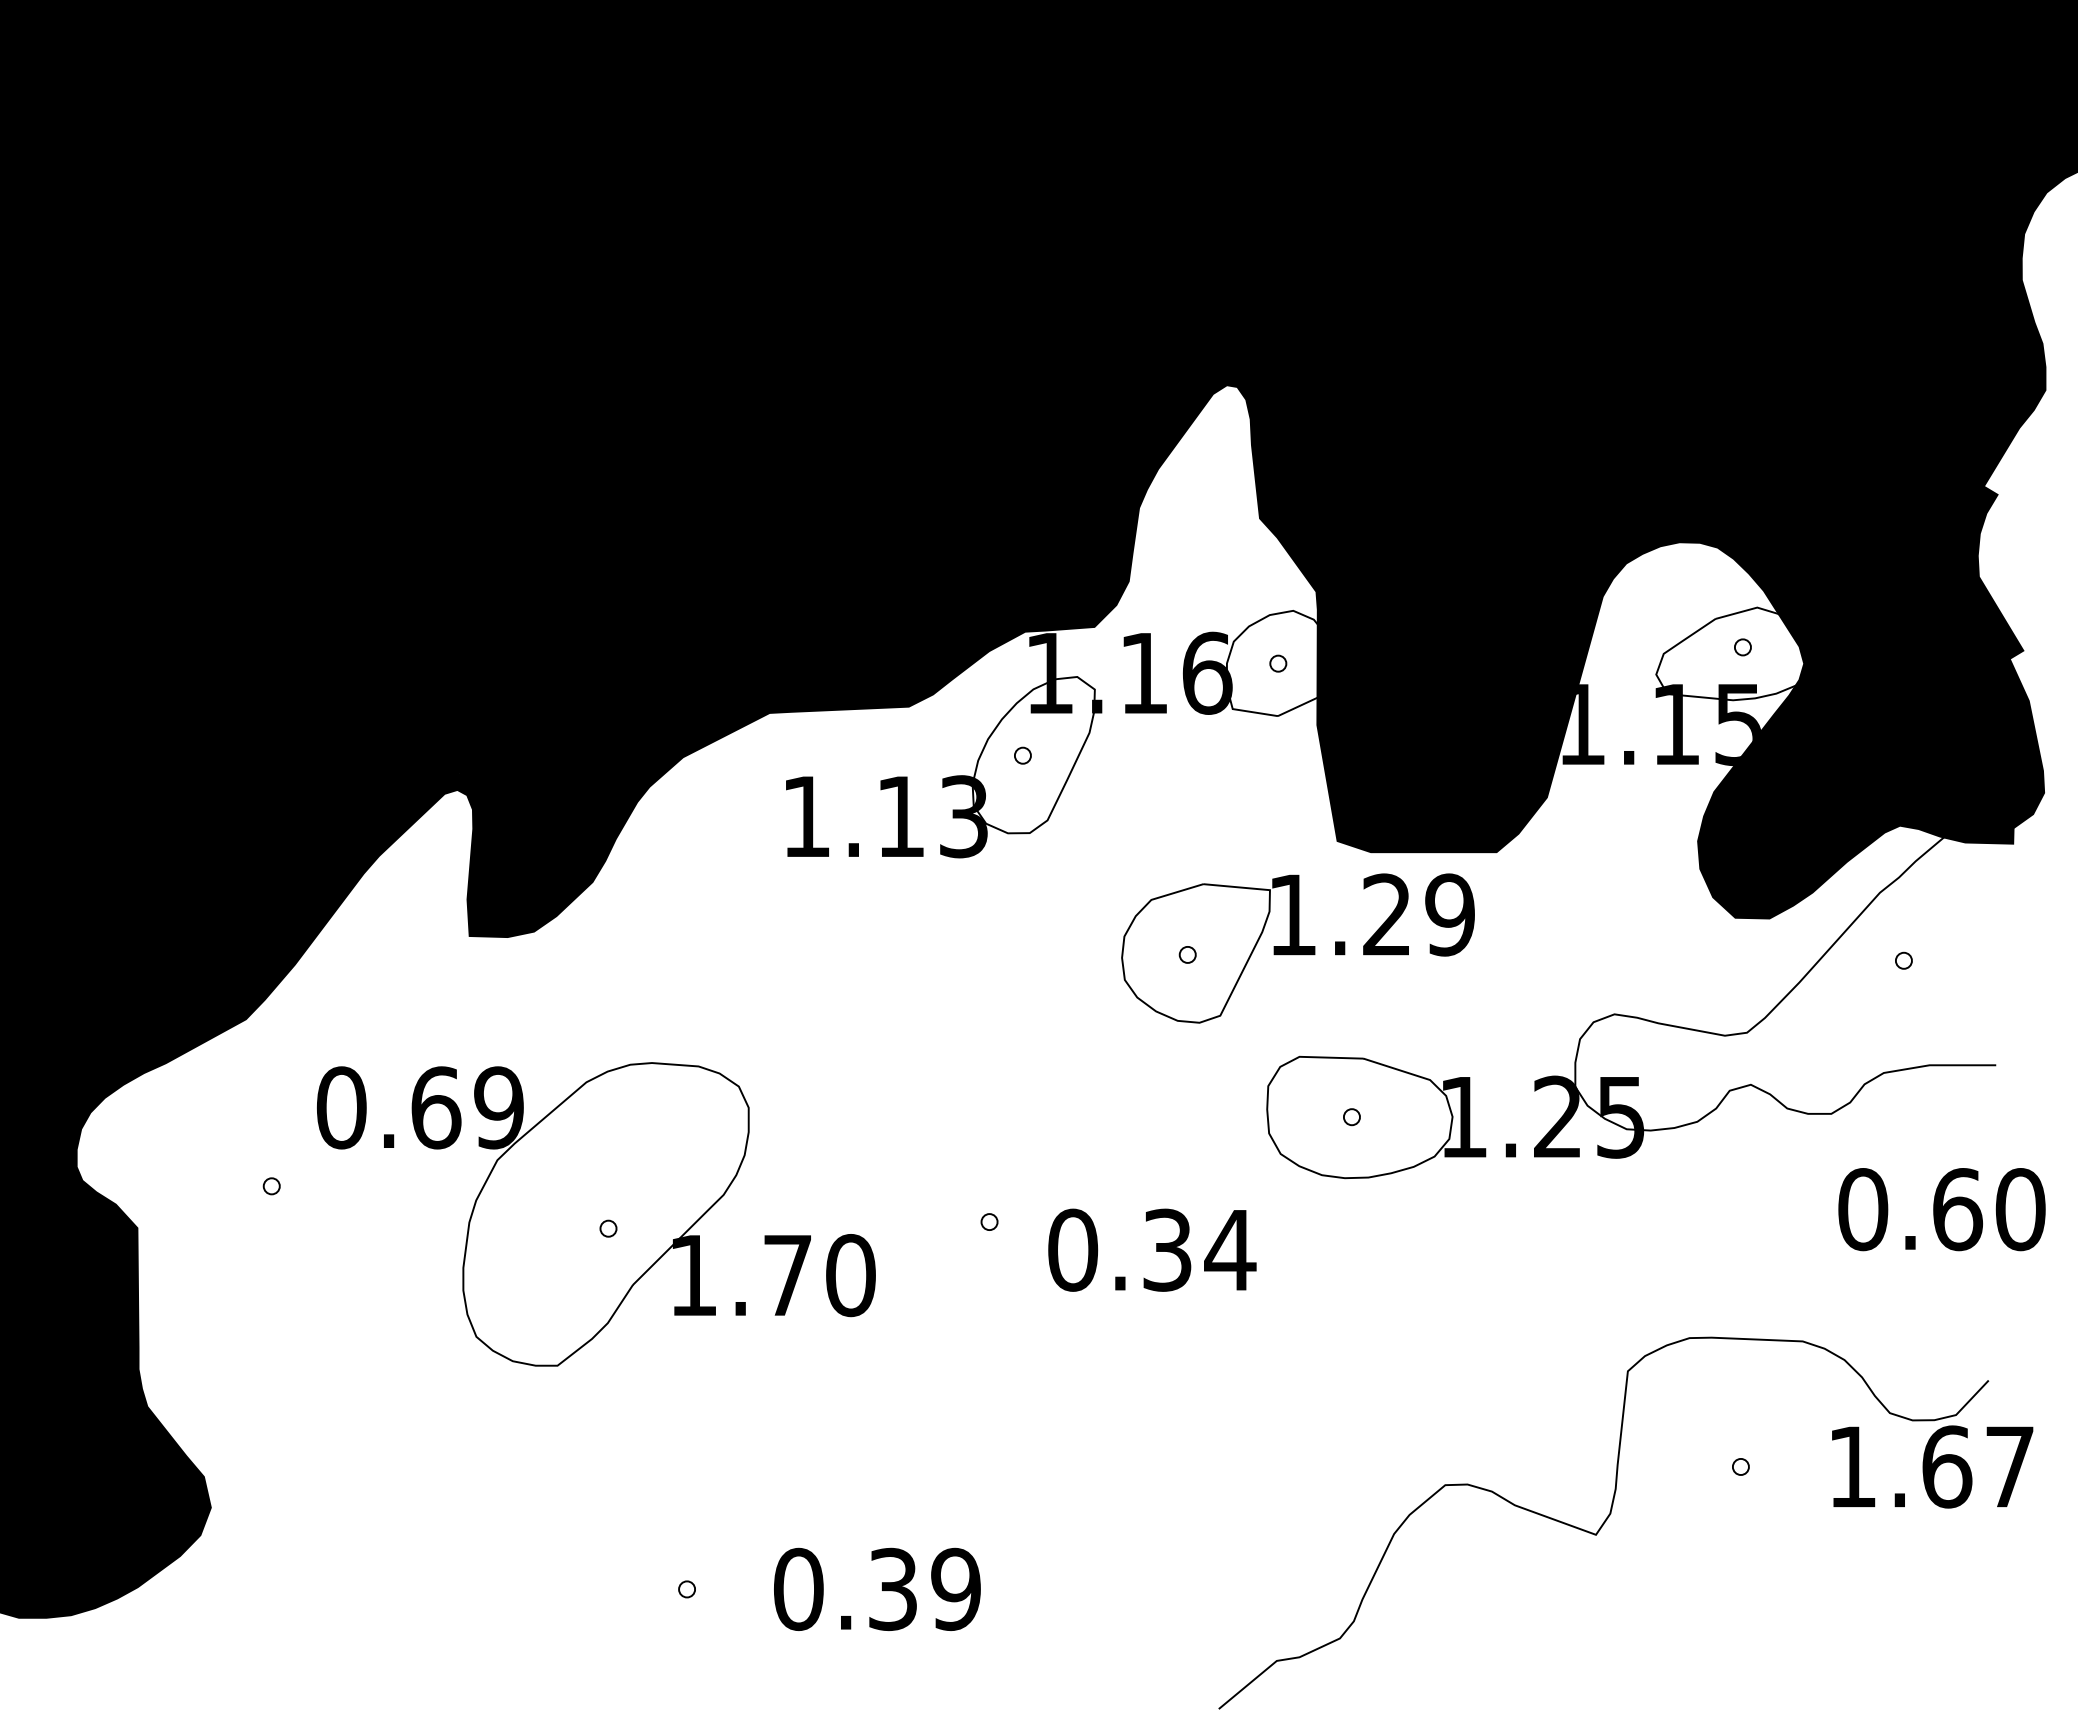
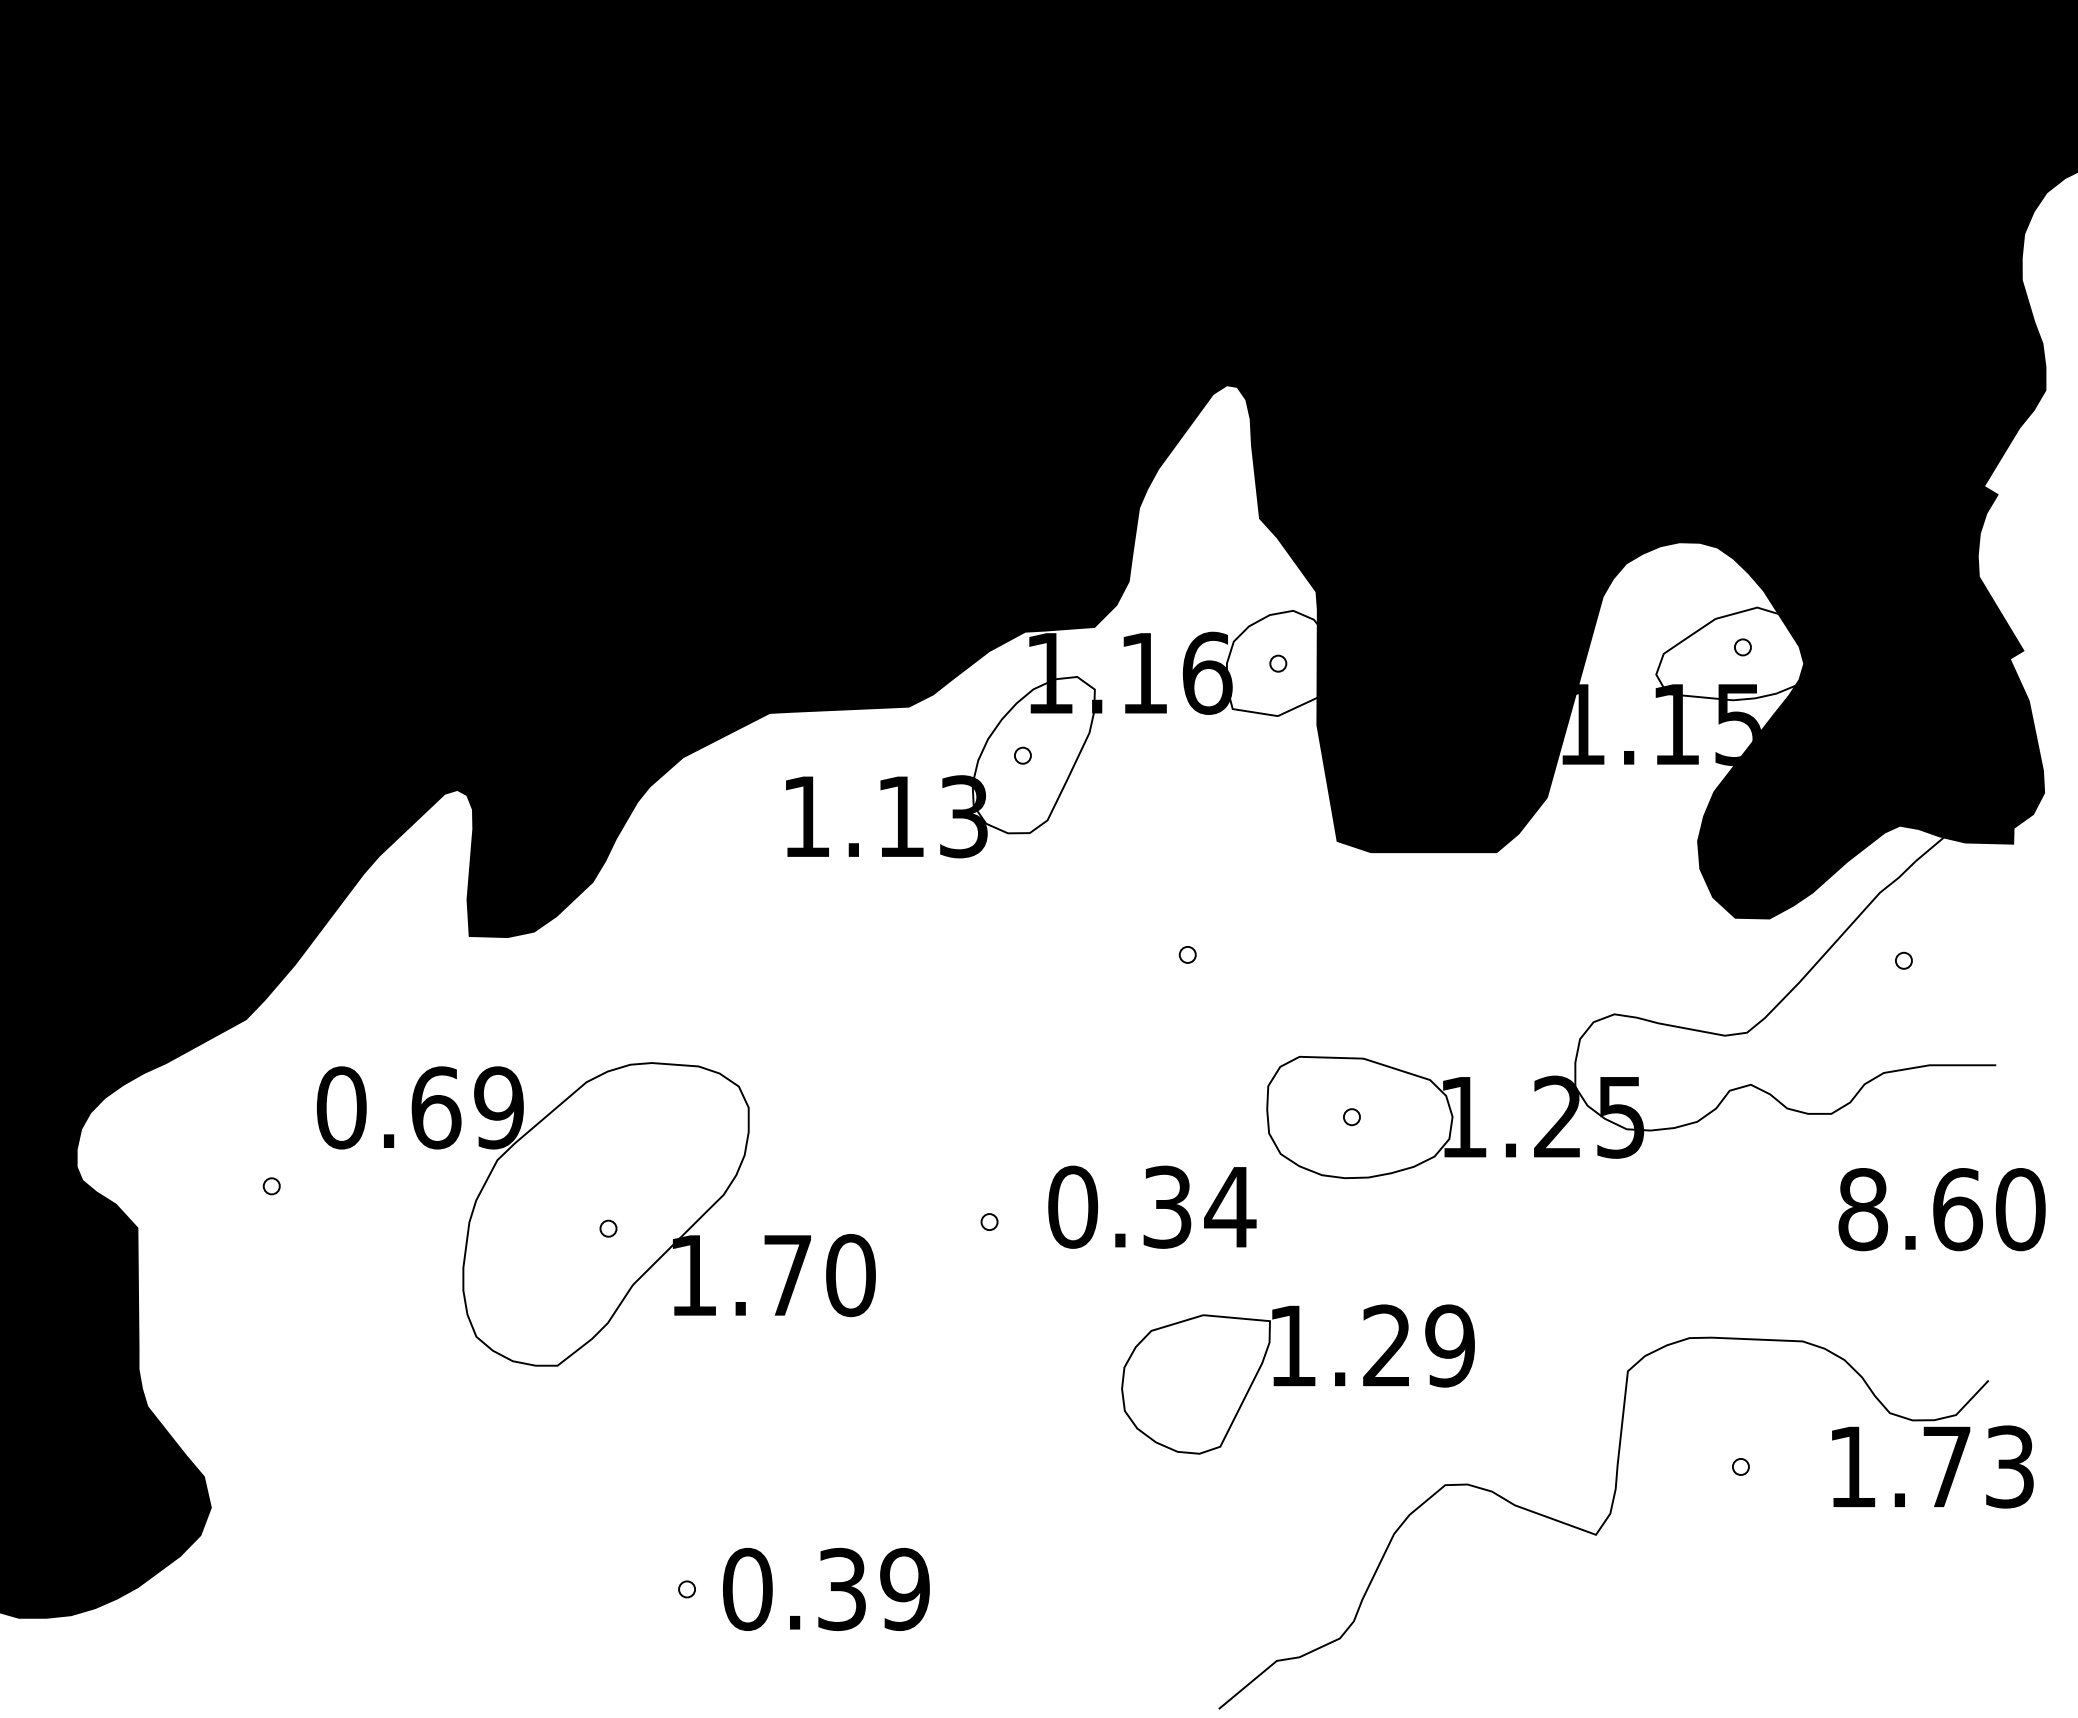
part position: (1297, 948) -> (1297, 1379) (1297, 1379)
text: 0.60 -> 8.60 (1863, 1209)
text position: (1152, 1249) -> (1152, 1206) (1152, 1206)
text: 1.67 -> 1.73 (1977, 1466)
text position: (877, 1588) -> (826, 1588) (826, 1588)
